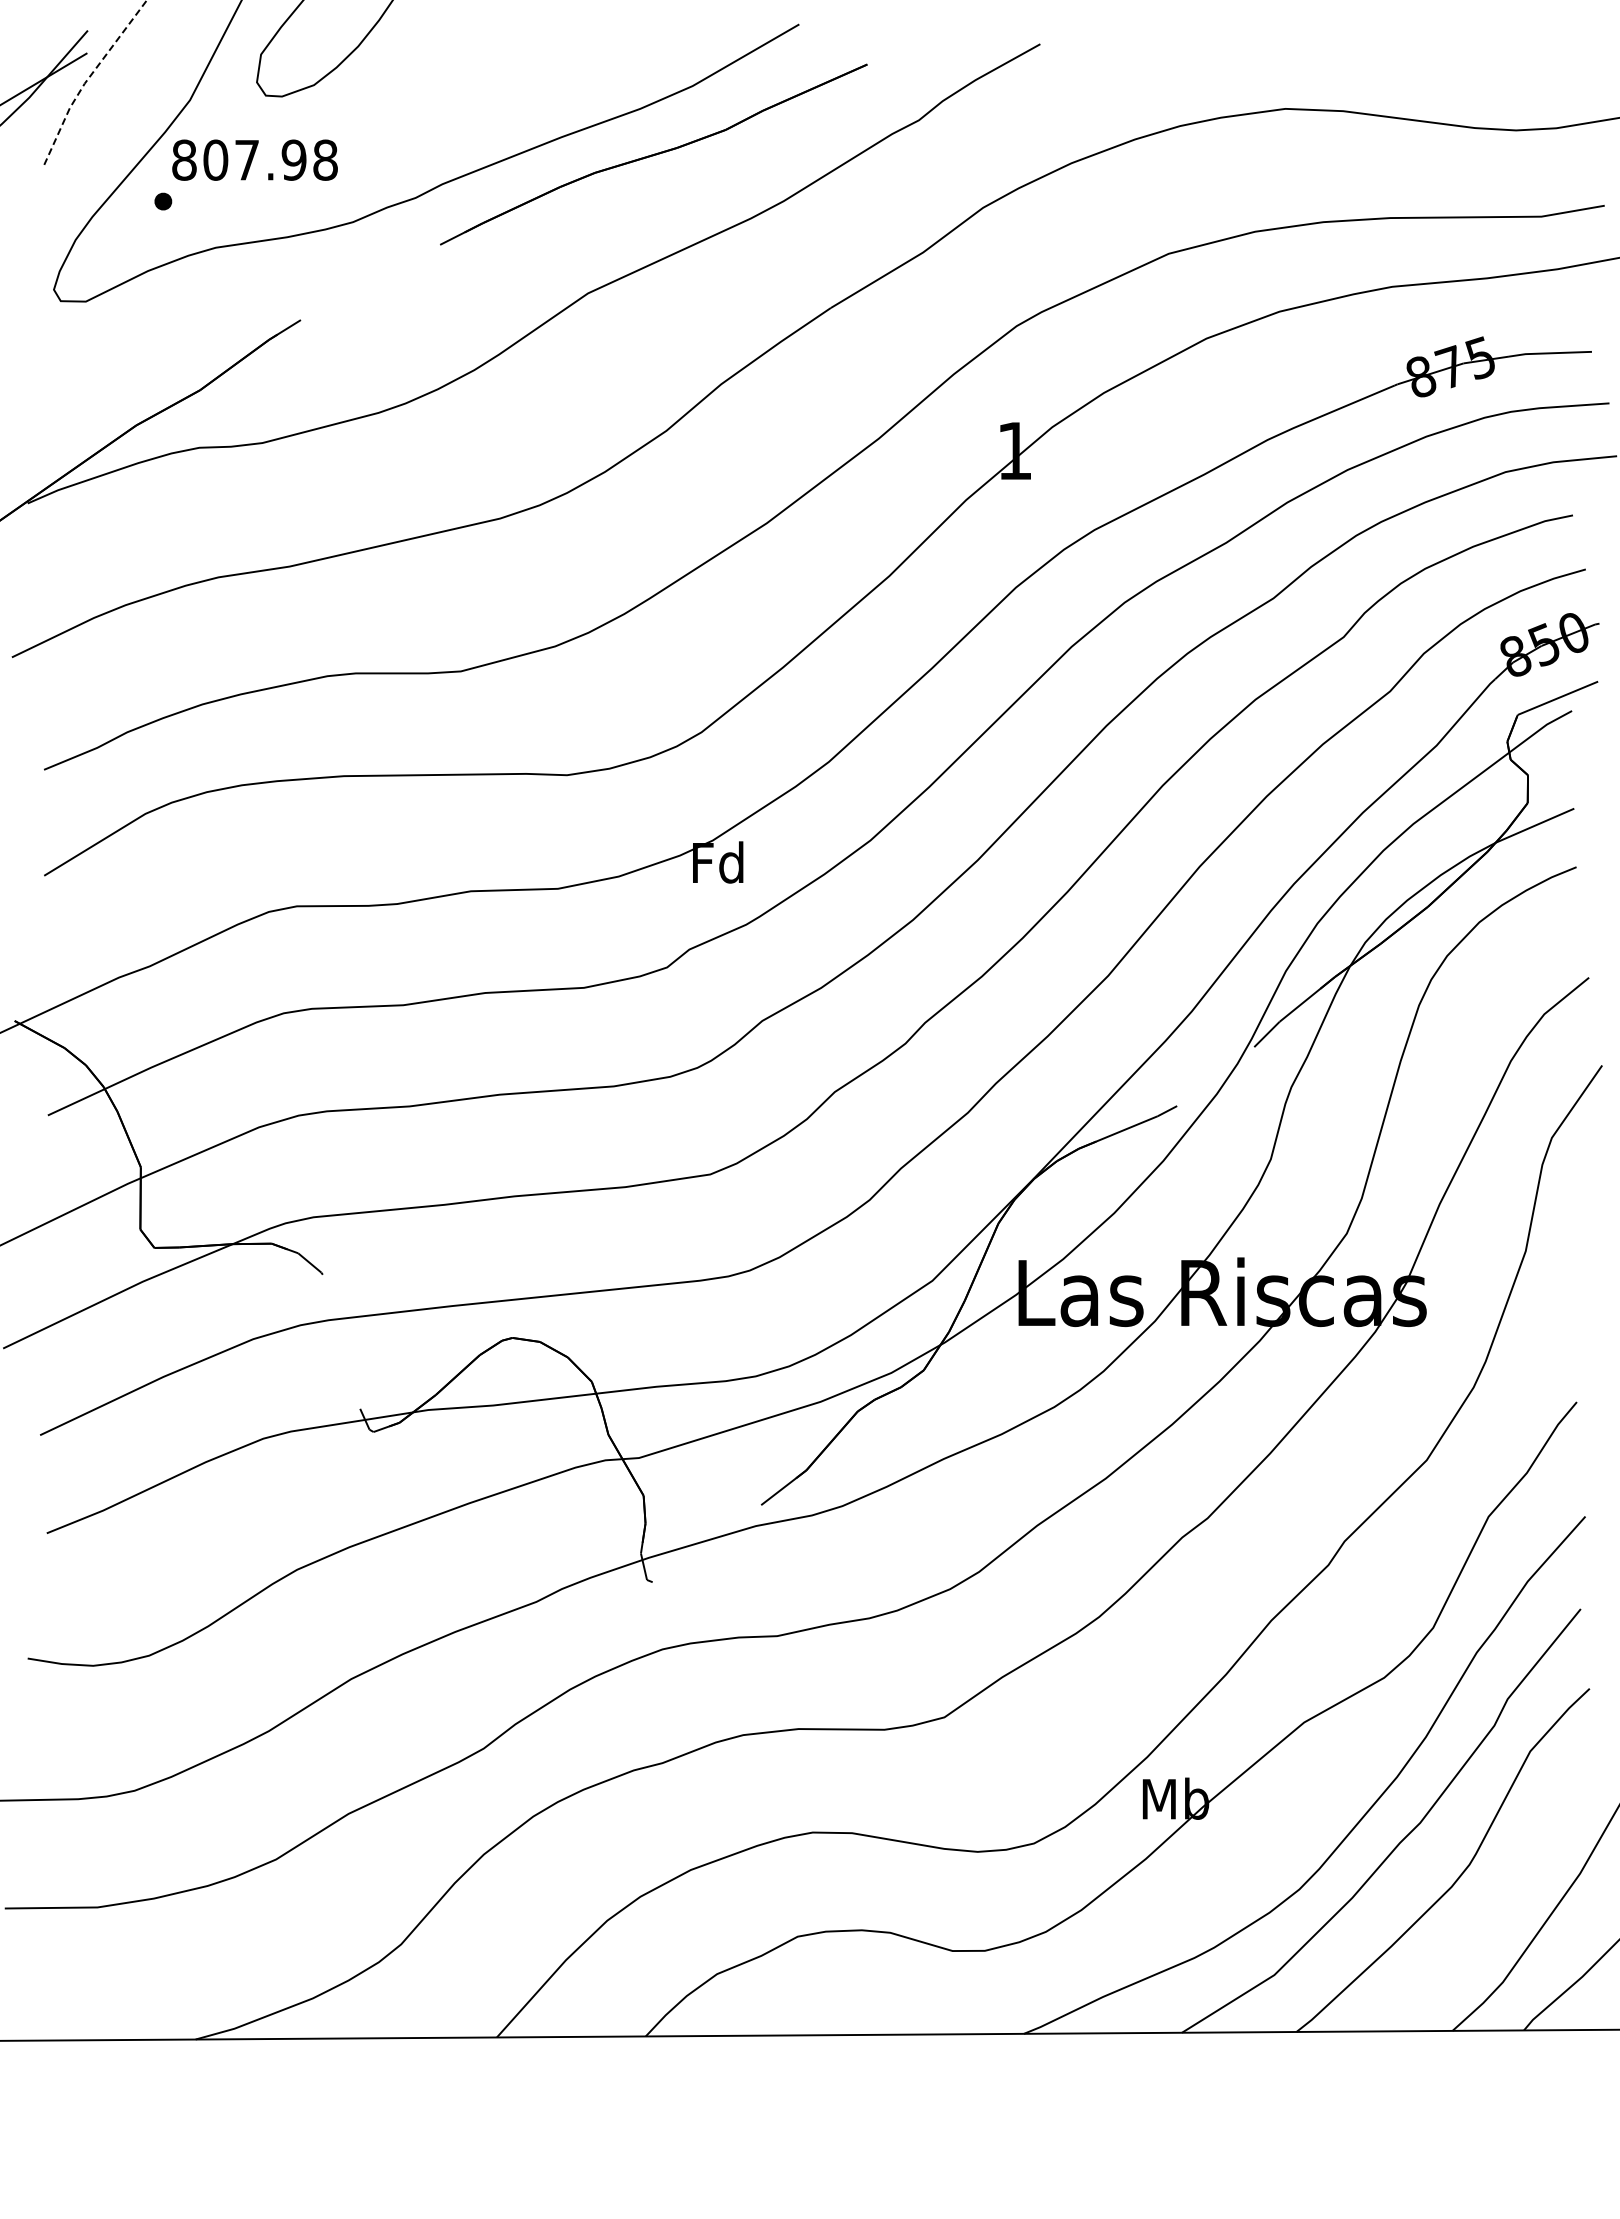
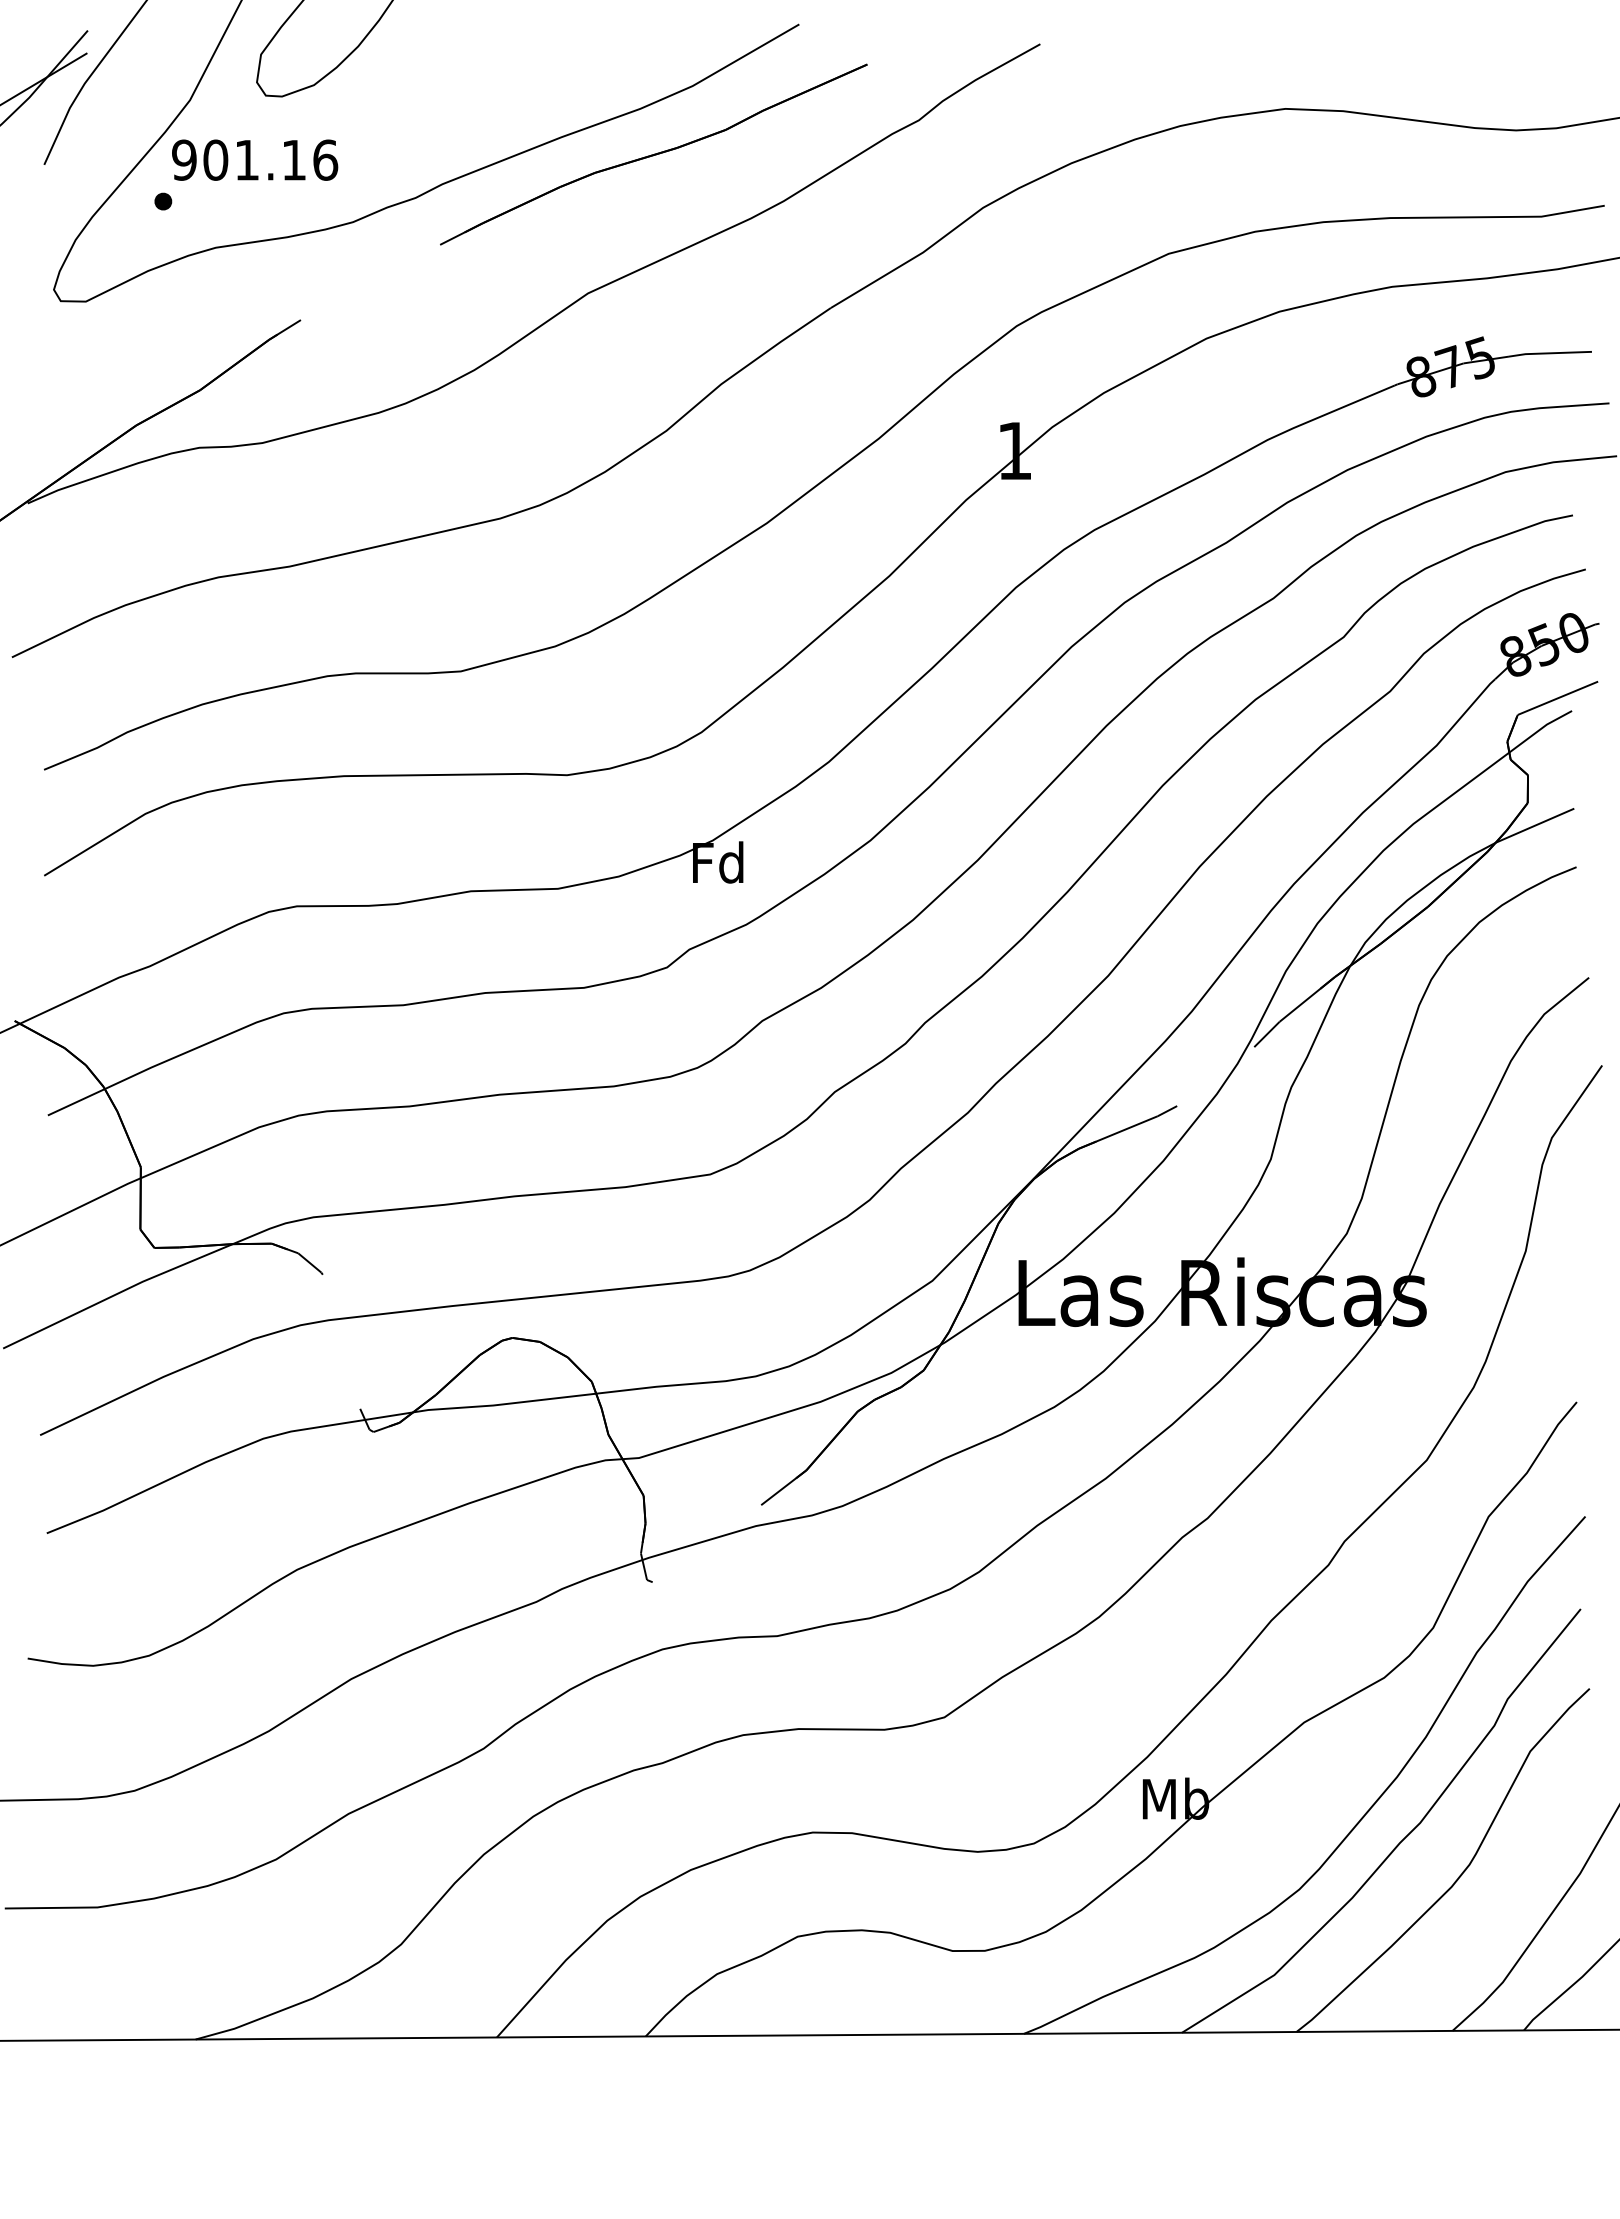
line: dashed -> solid (87, 79)
text: 807.98 -> 901.16 (255, 159)
